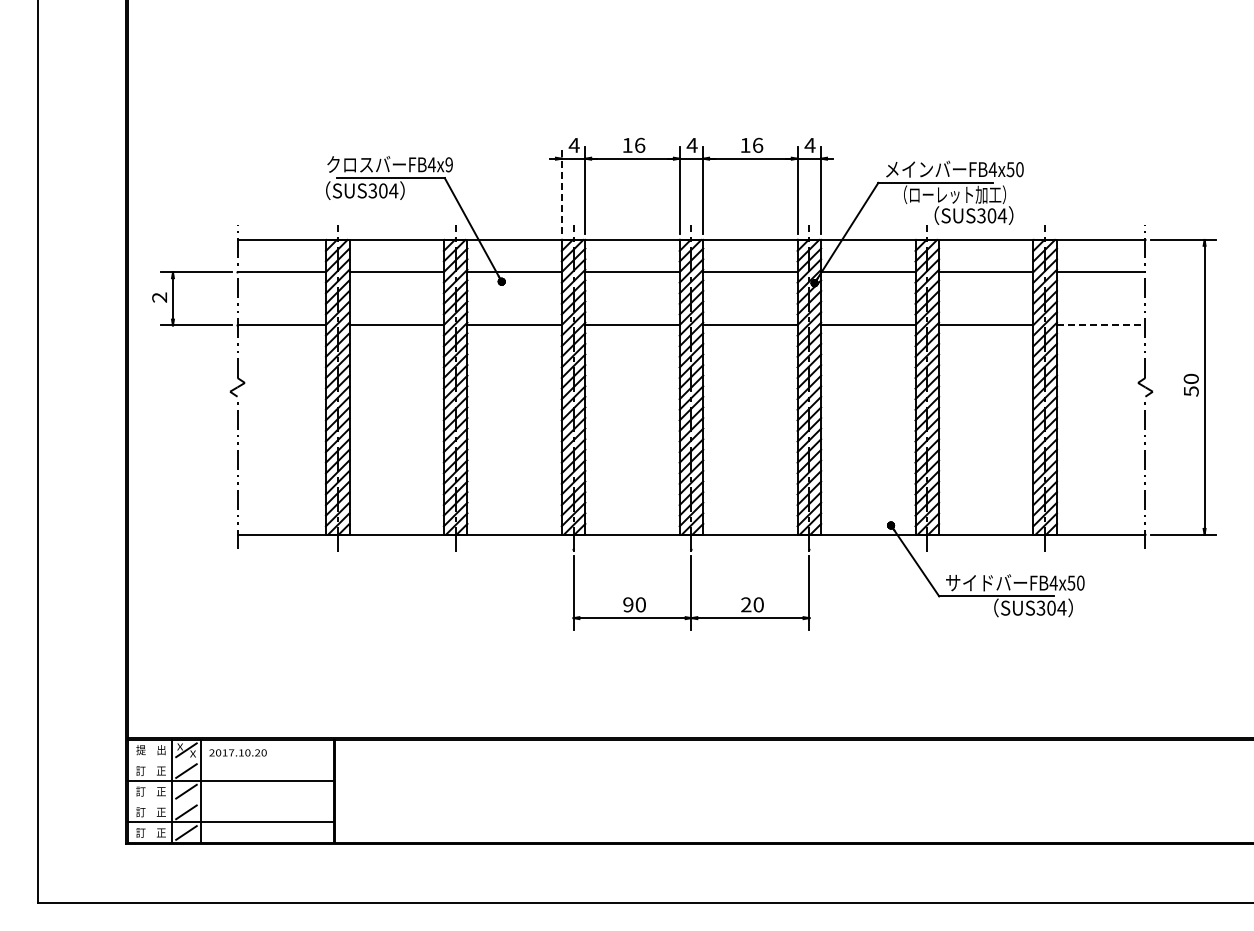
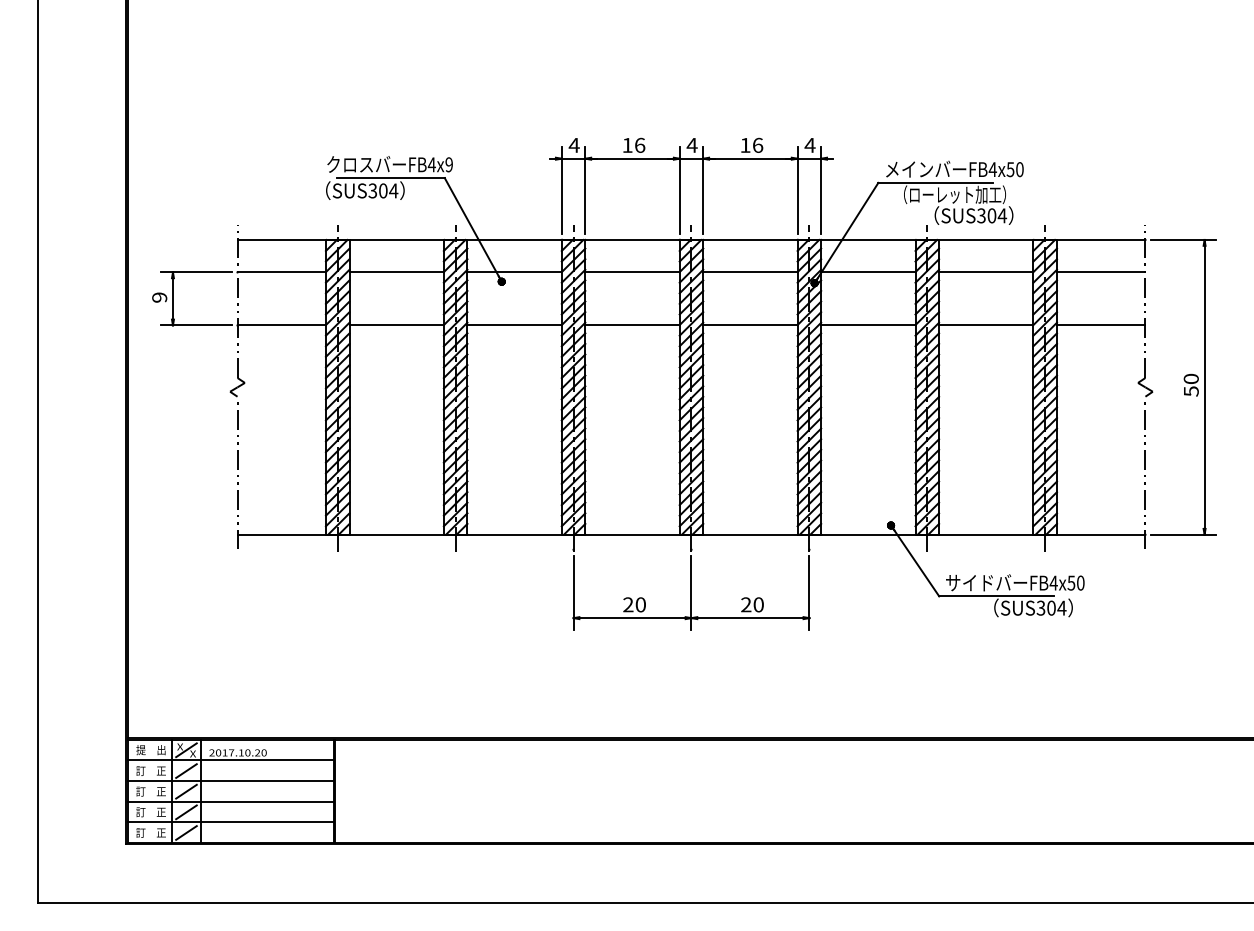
line: dashed -> solid (561, 190)
text: 2 -> 9 (159, 297)
line: dashed -> solid (1101, 325)
text: 90 -> 20 (628, 604)
line: none -> present (230, 760)
line: none -> present (230, 801)
